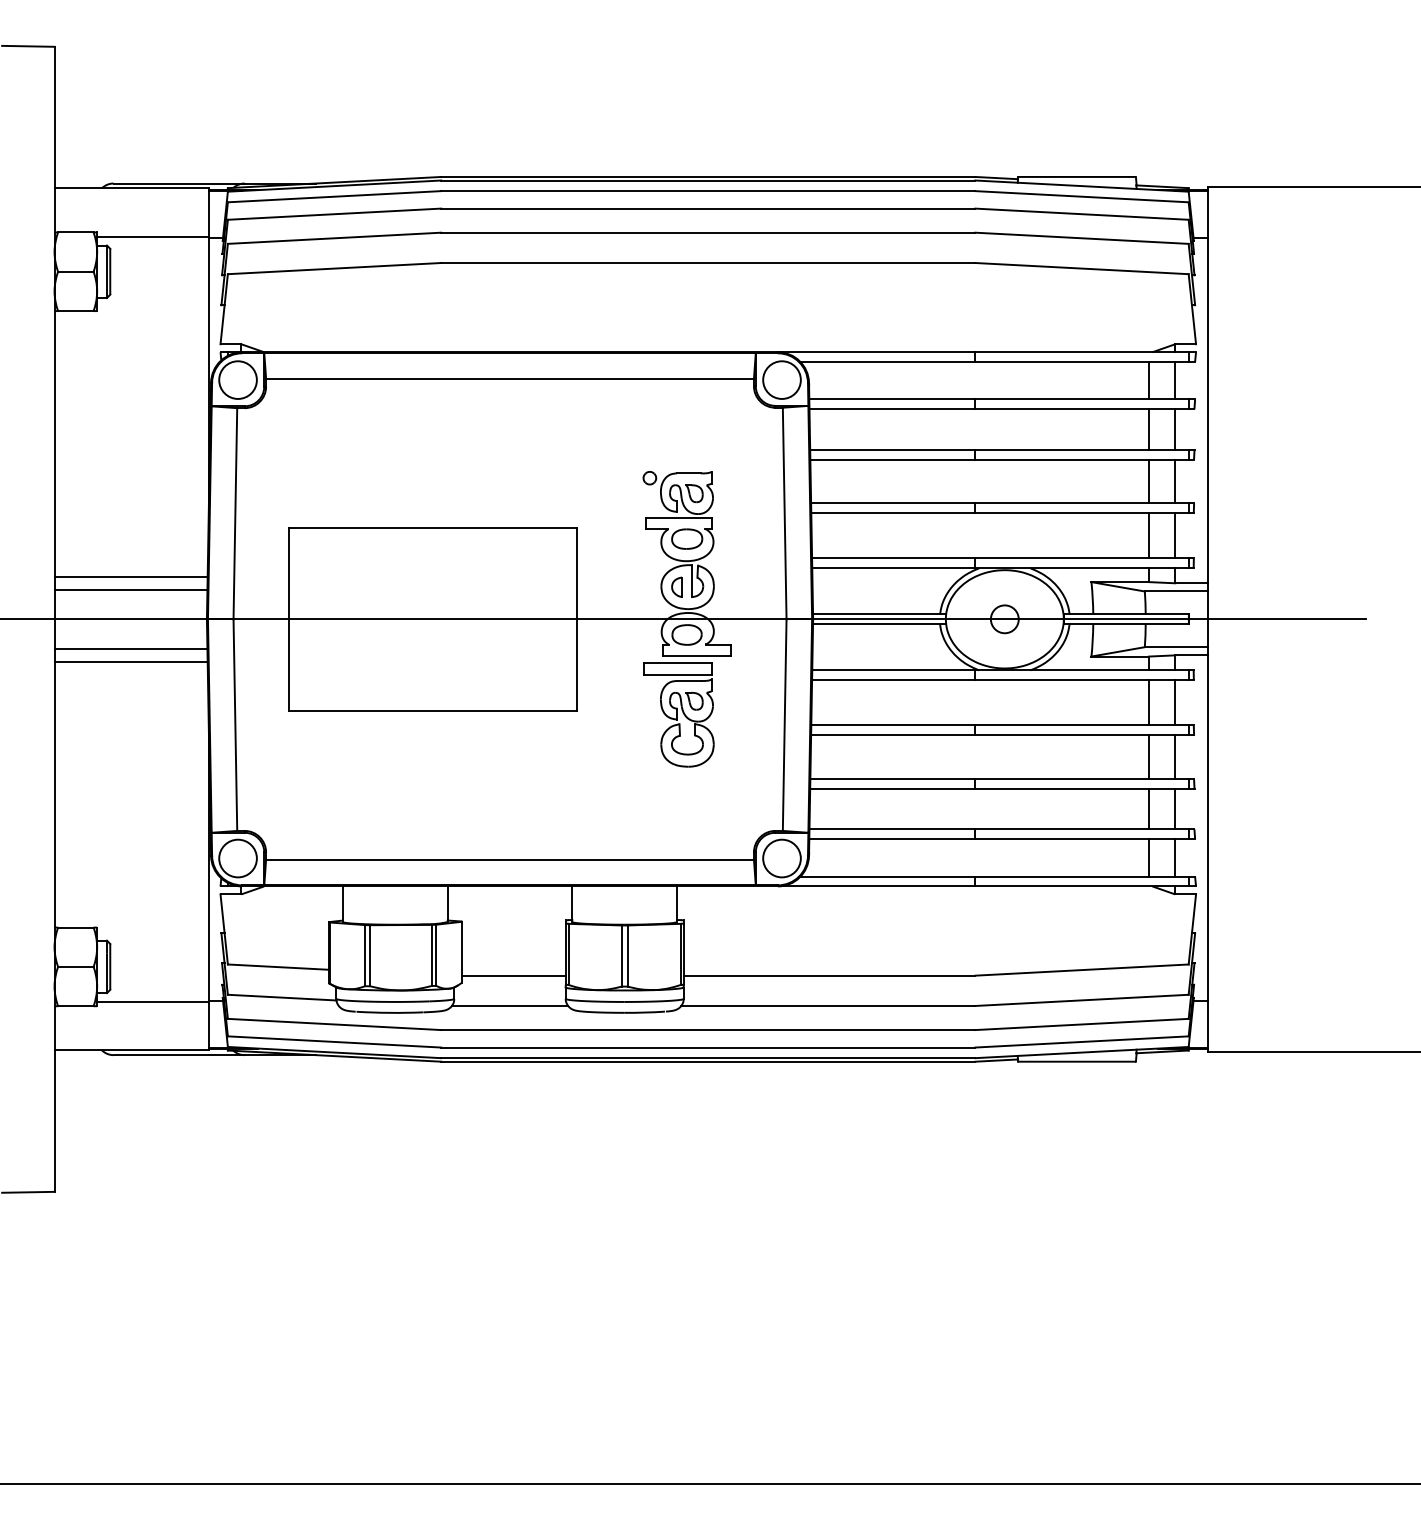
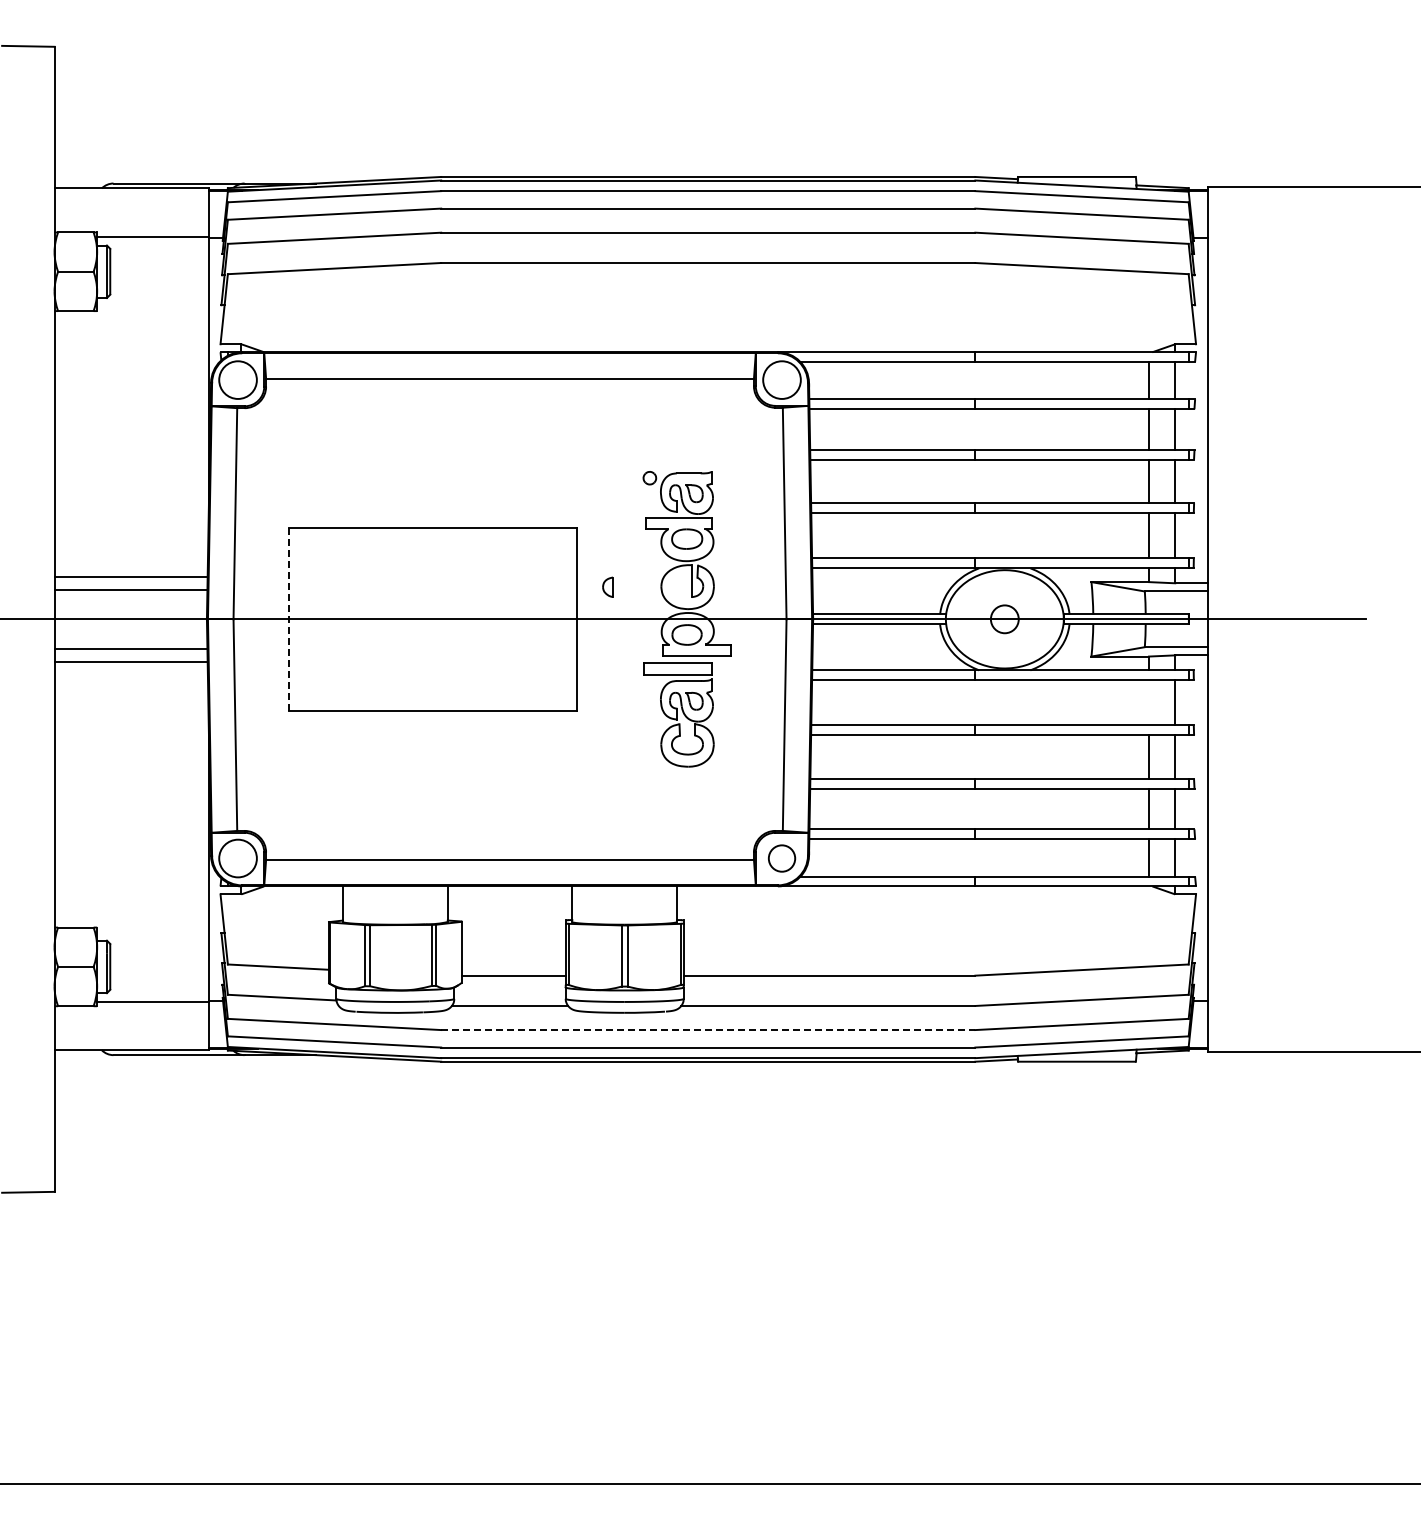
part position: (676, 586) -> (607, 586) (607, 586)
line: solid -> dashed (288, 619)
line: present -> none (1149, 702)
circle diameter: 38 px -> 26 px (781, 858)
line: solid -> dashed (708, 1030)
